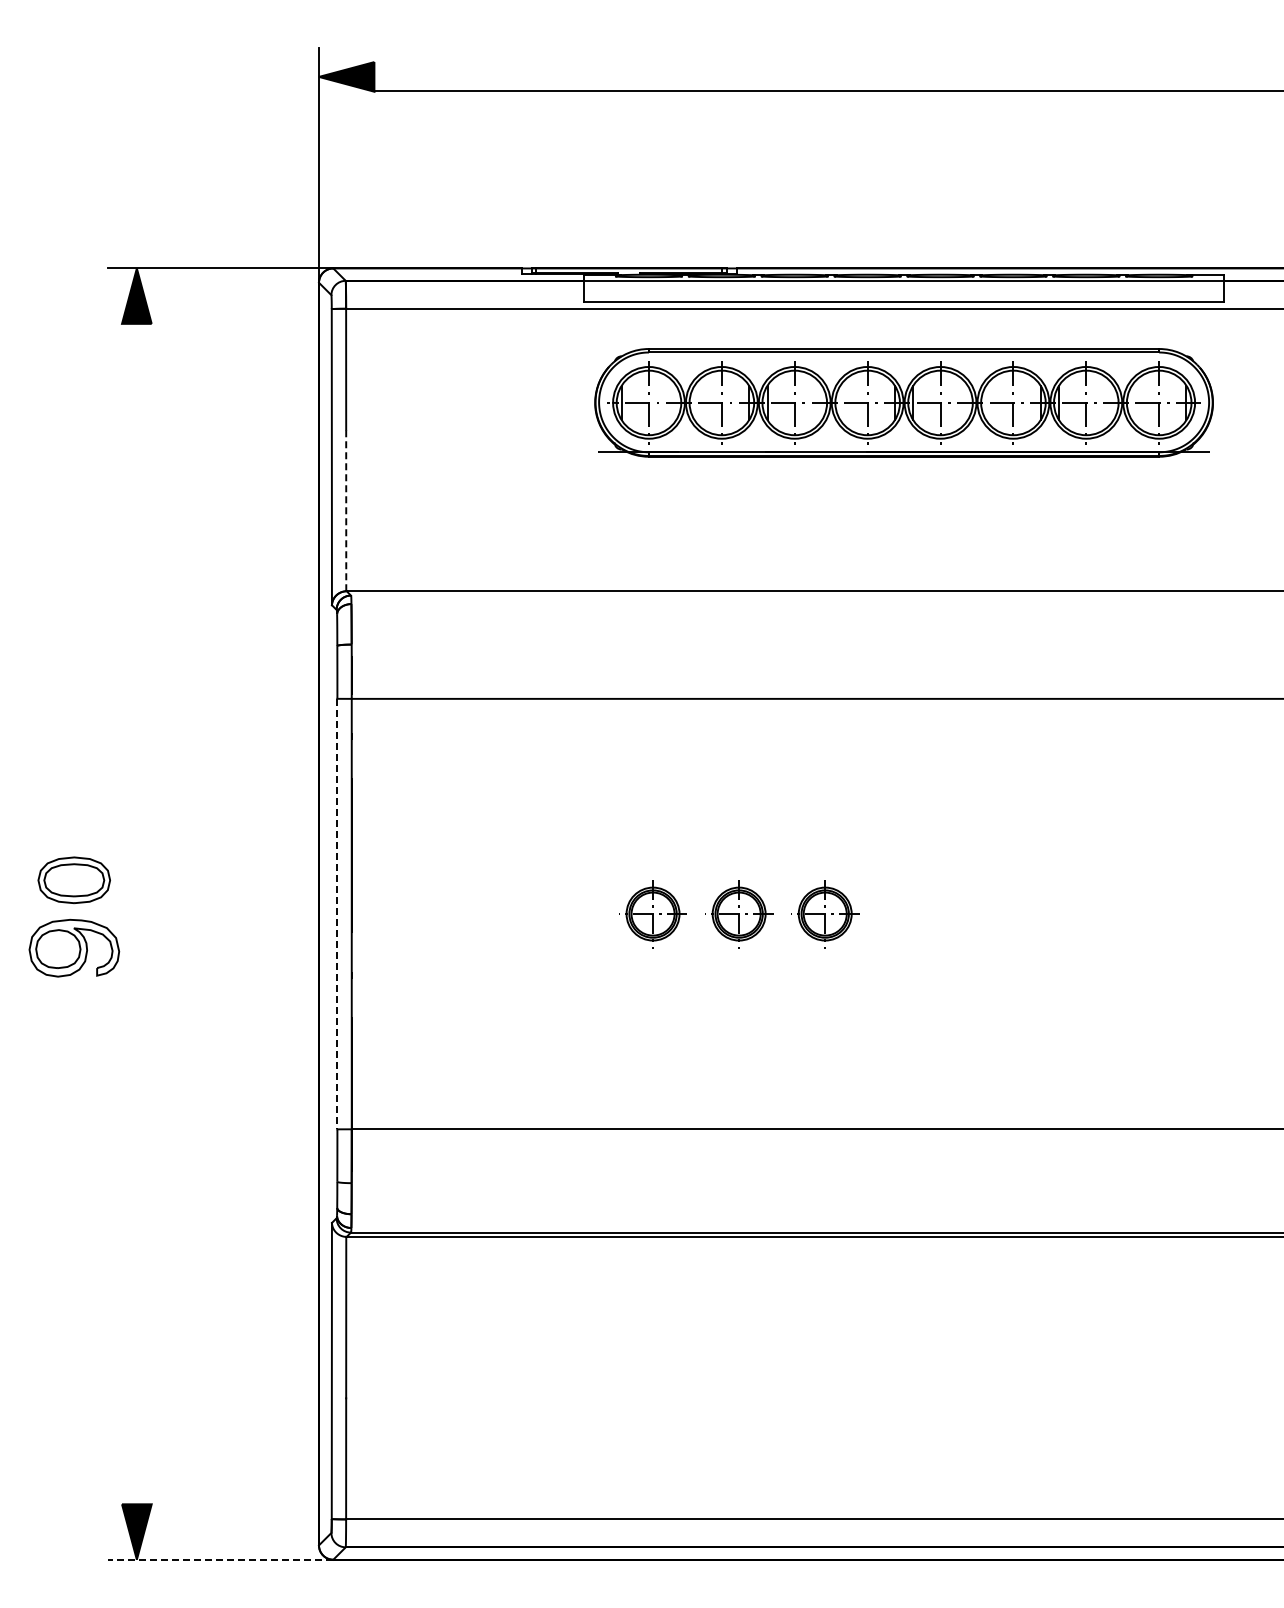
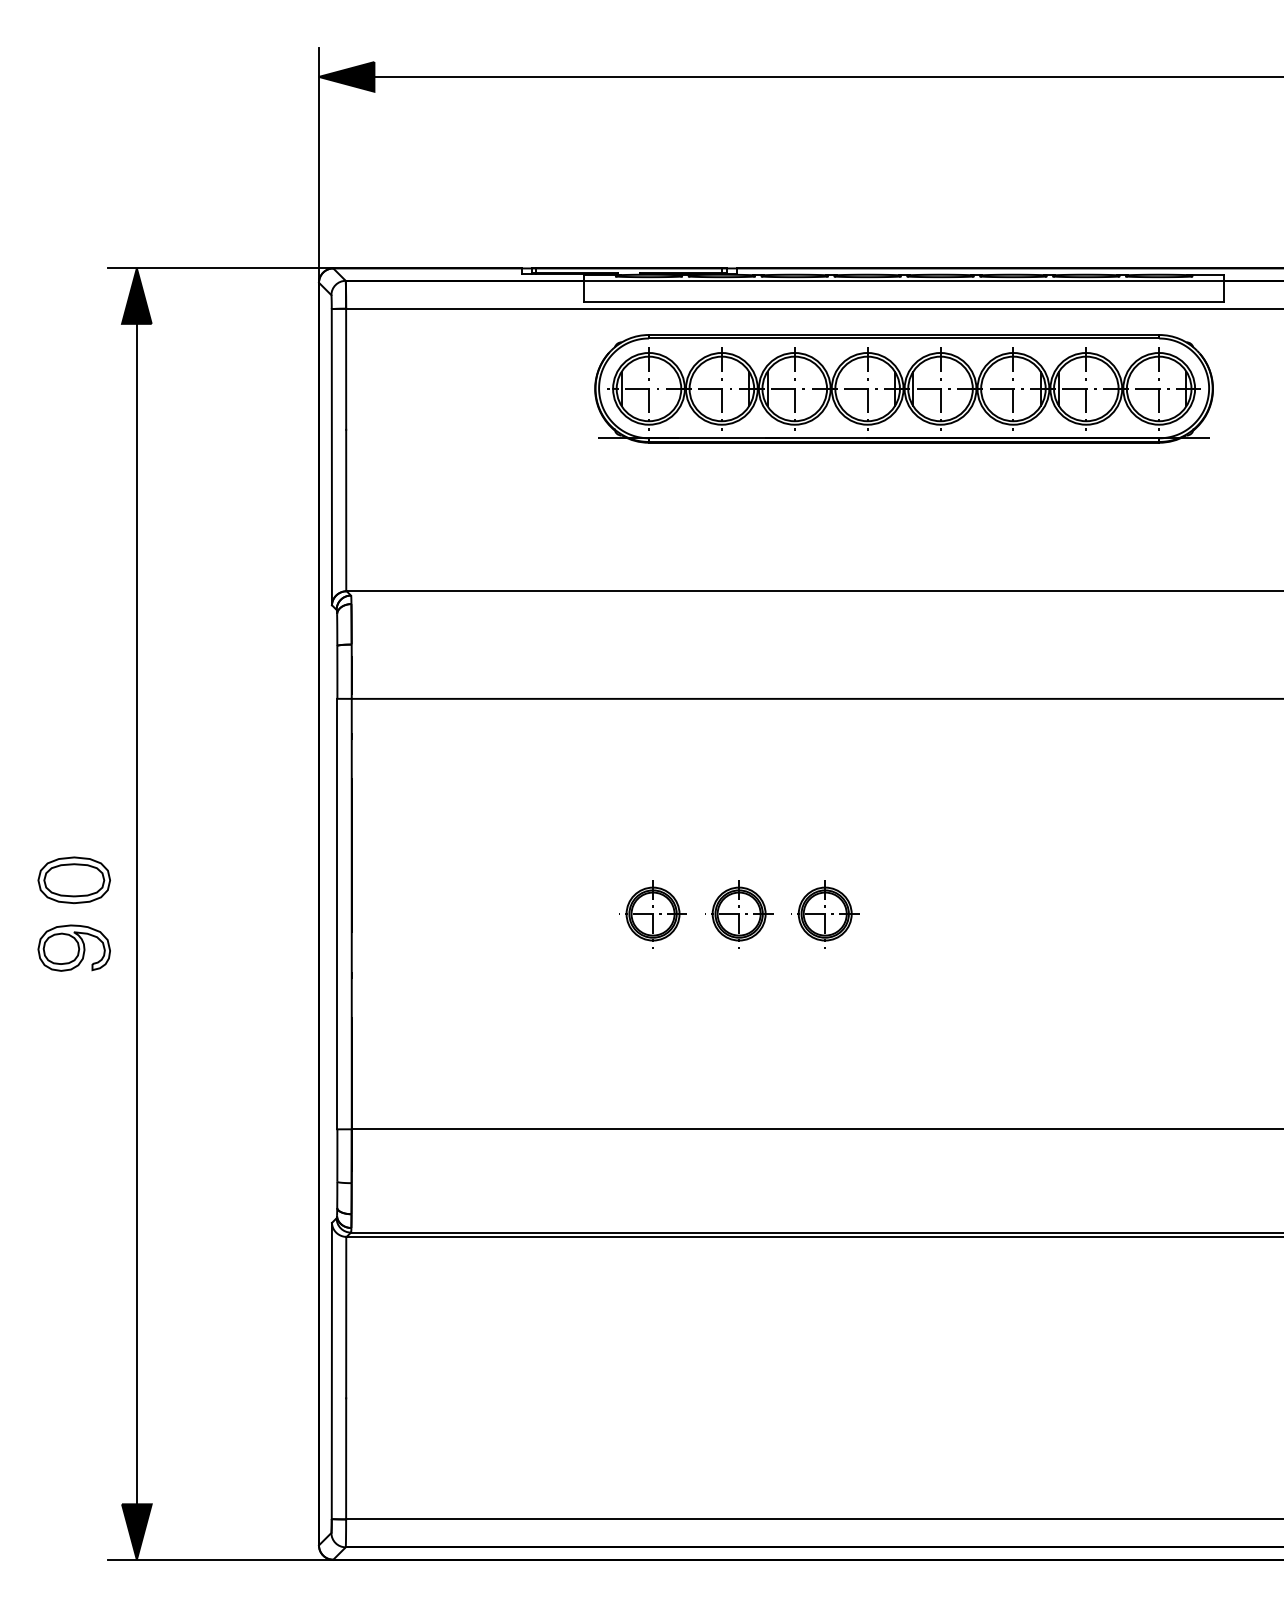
line position: (827, 90) -> (827, 76) (827, 76)
part position: (903, 402) -> (903, 388) (903, 388)
line: dashed -> solid (346, 510)
line: none -> present (136, 913)
line: dashed -> solid (337, 914)
part size: 93x59 px -> 74x48 px (73, 947)
line: dashed -> solid (220, 1559)
